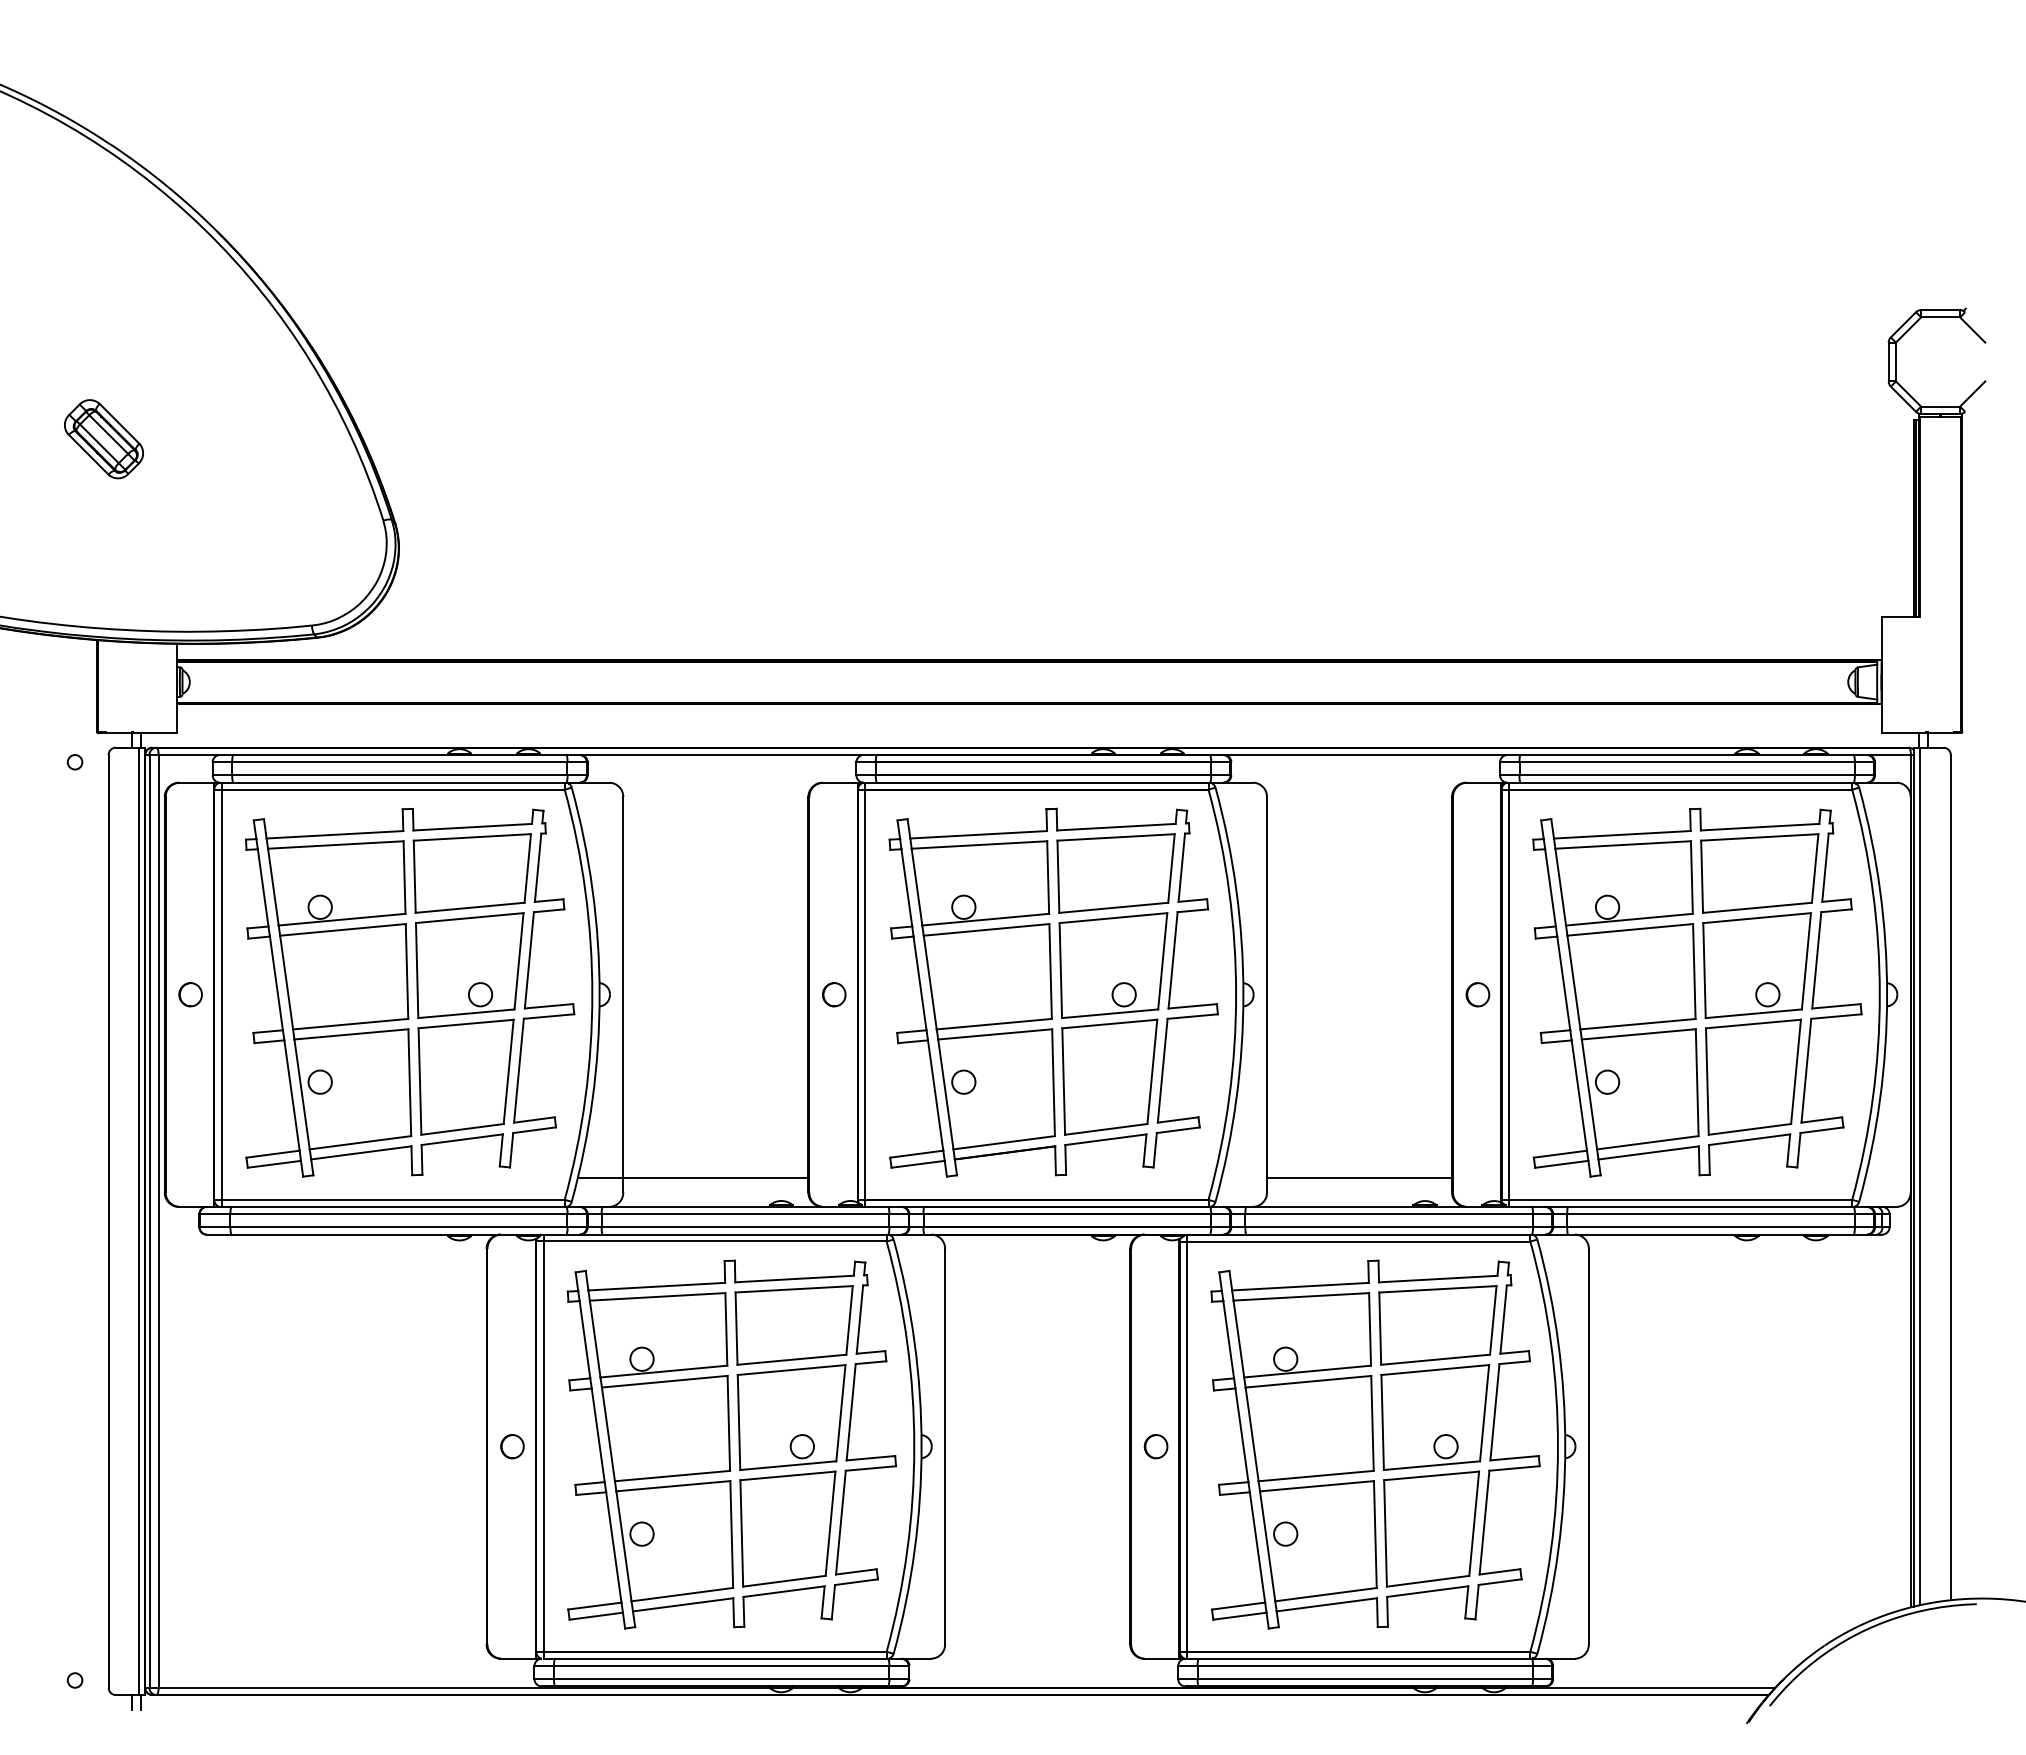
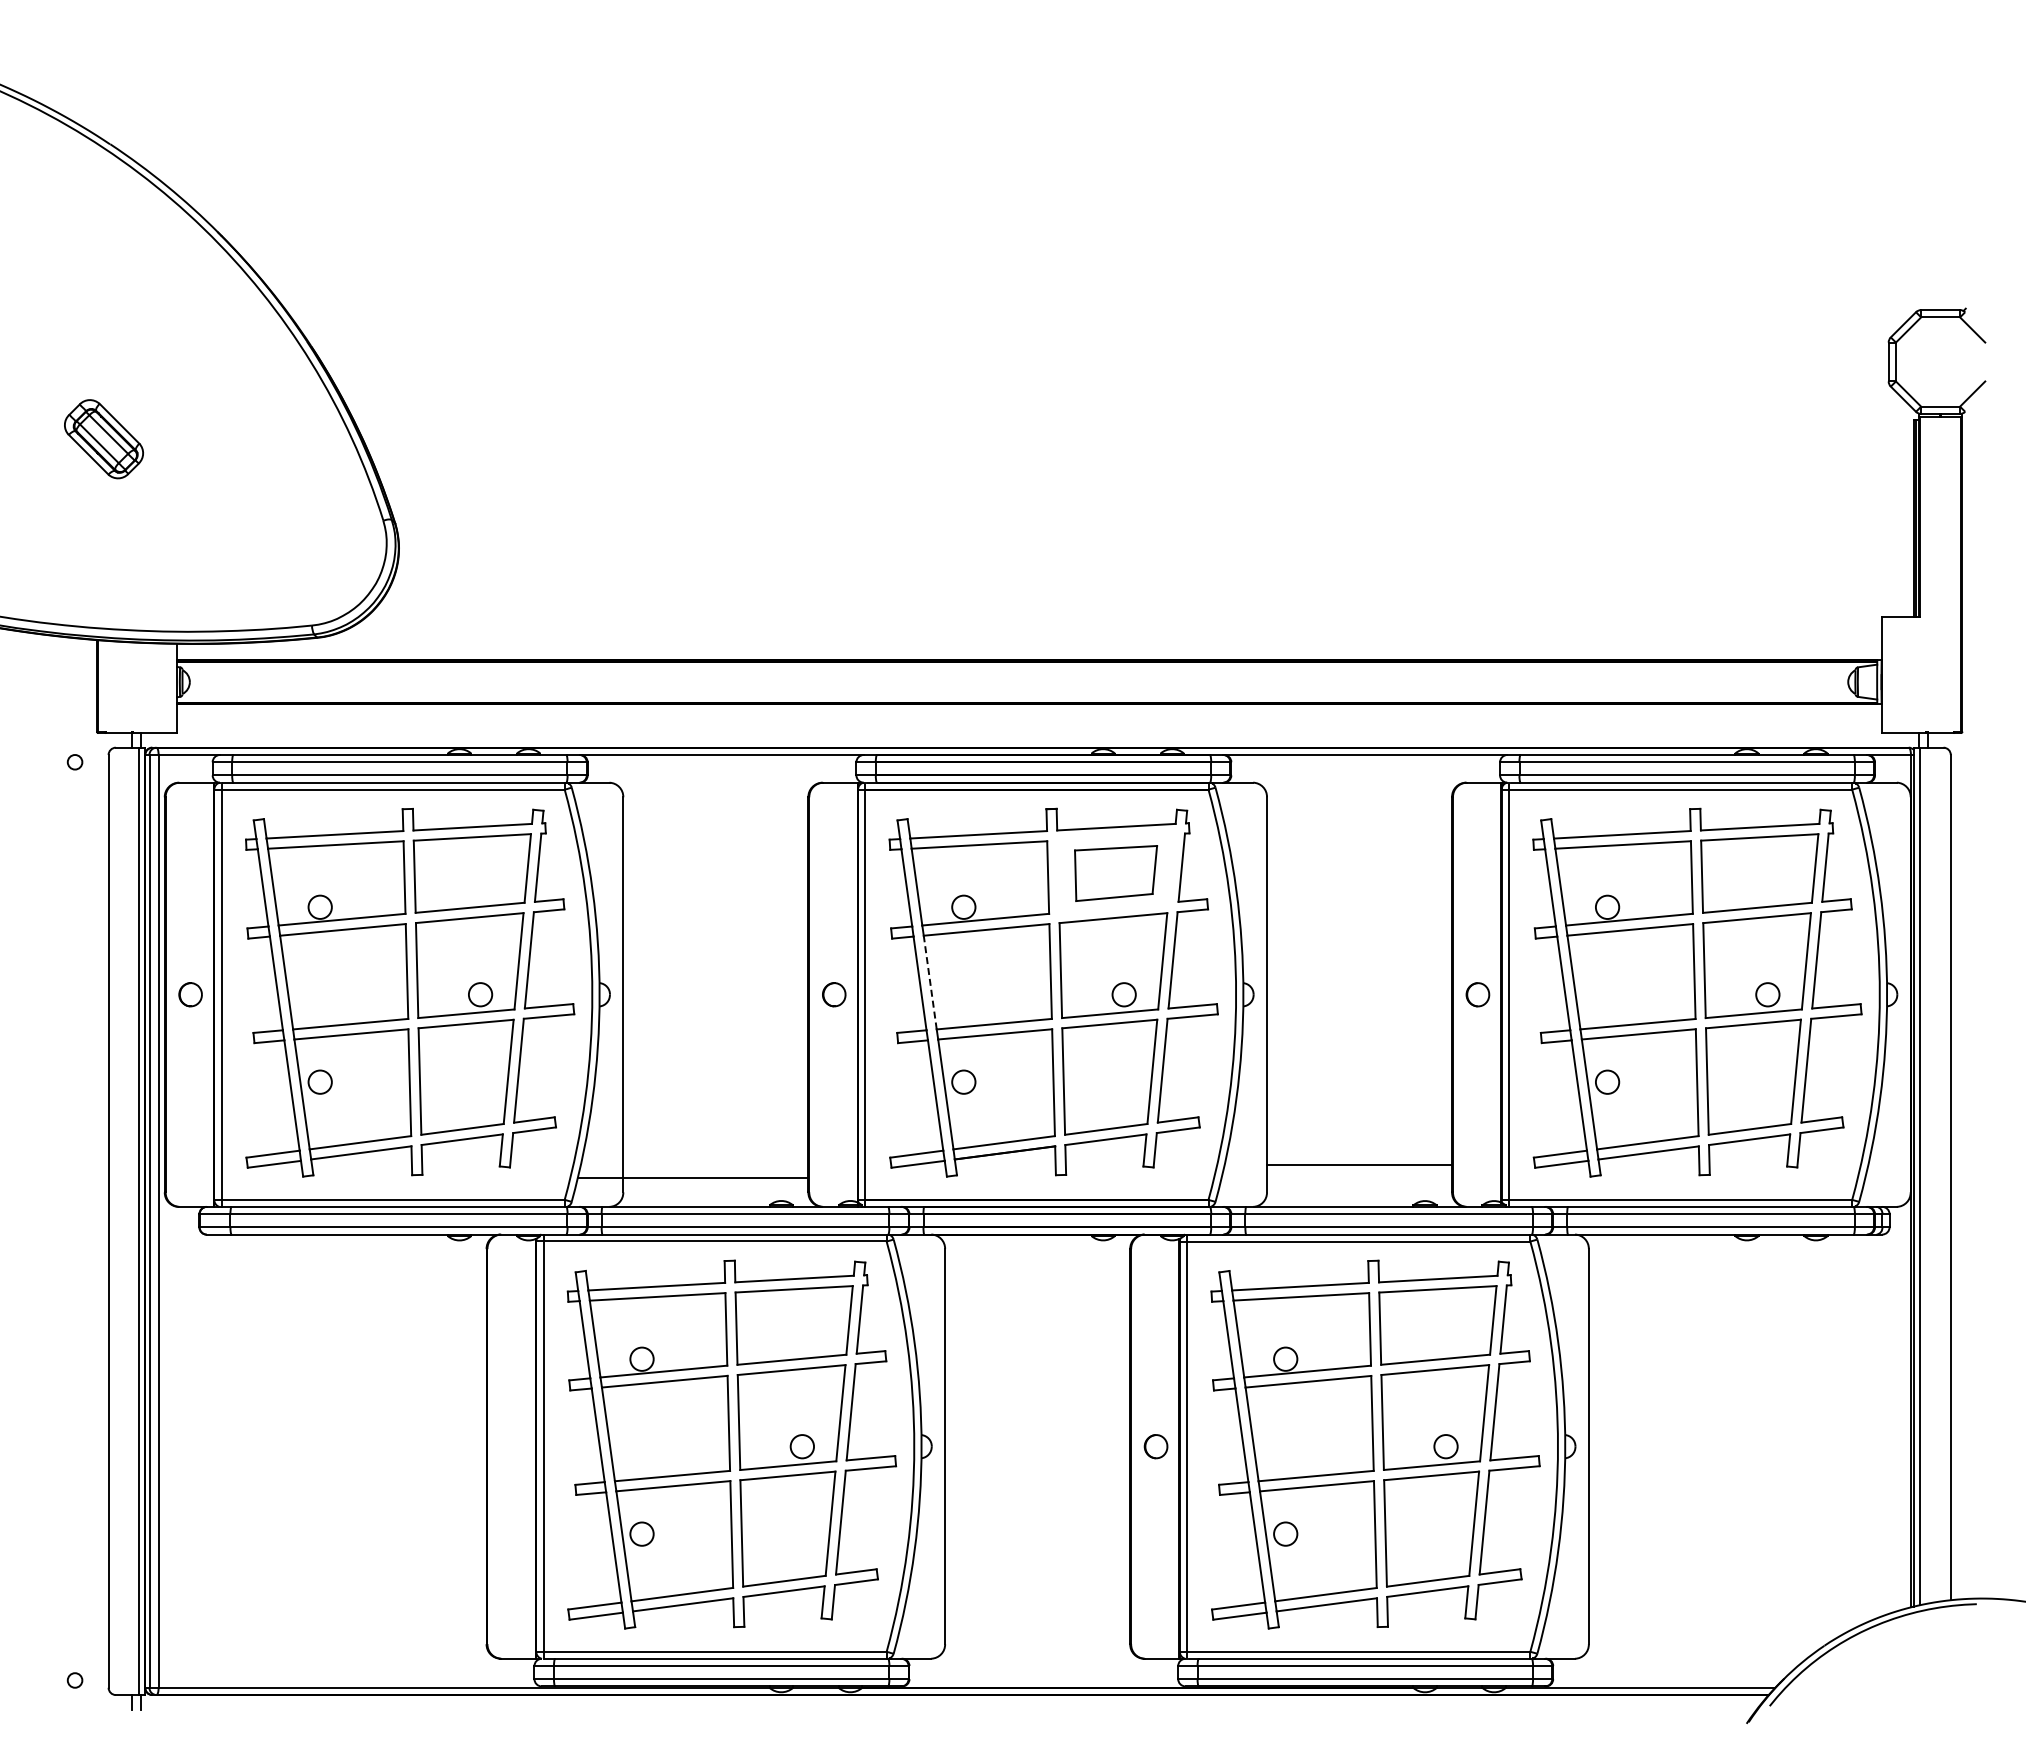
part size: 120x81 px -> 85x57 px (1116, 873)
line: solid -> dashed (930, 982)
line position: (1359, 1177) -> (1359, 1164) (1359, 1164)
part: present -> none (512, 1446)
